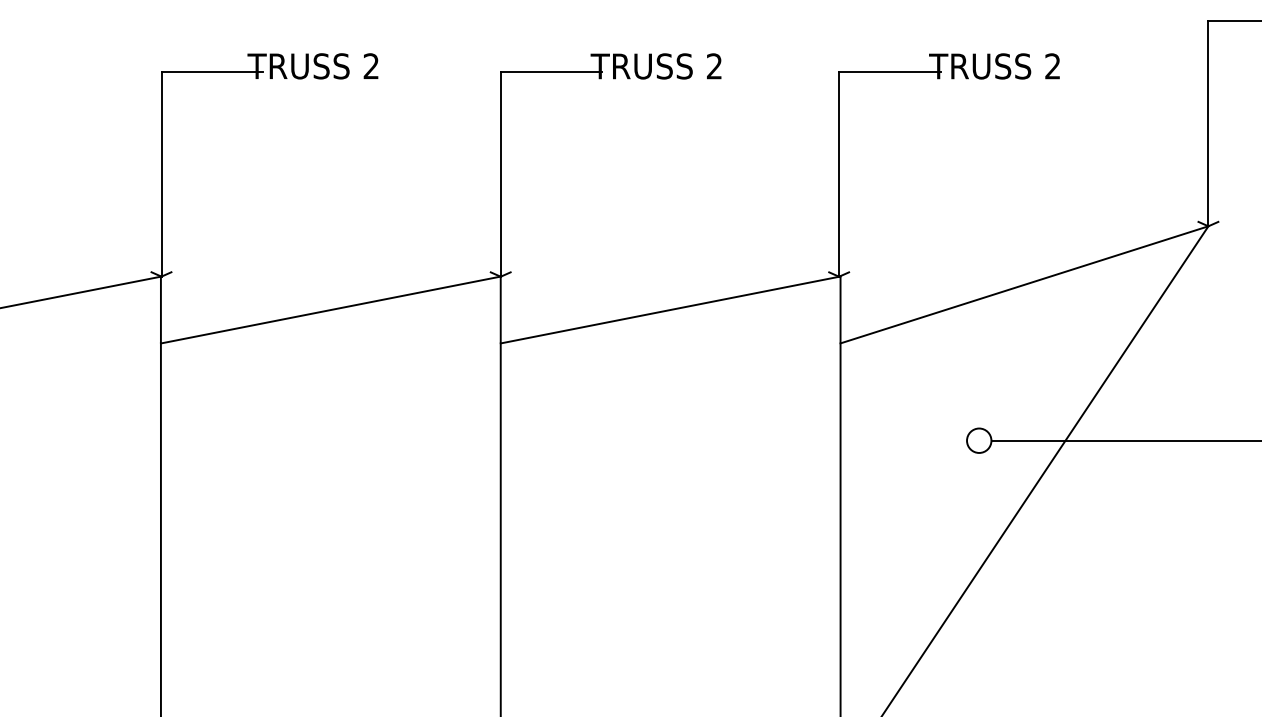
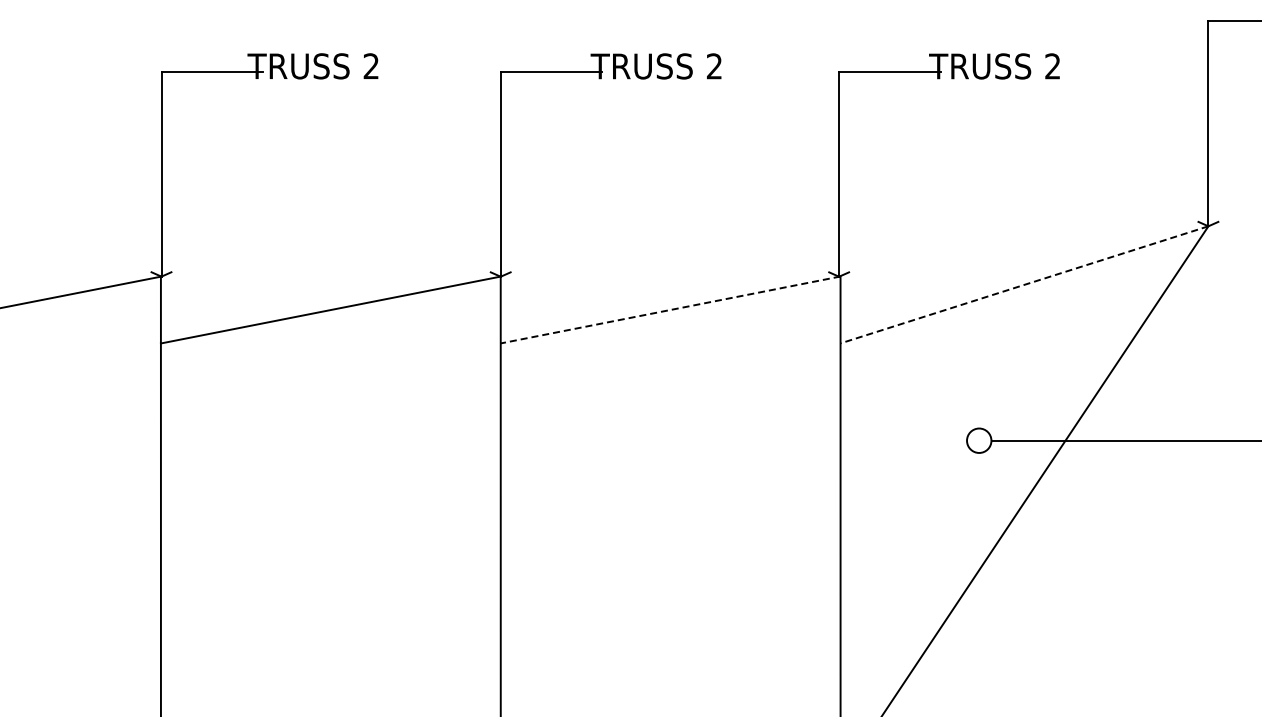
line: solid -> dashed (1024, 285)
line: solid -> dashed (670, 310)
